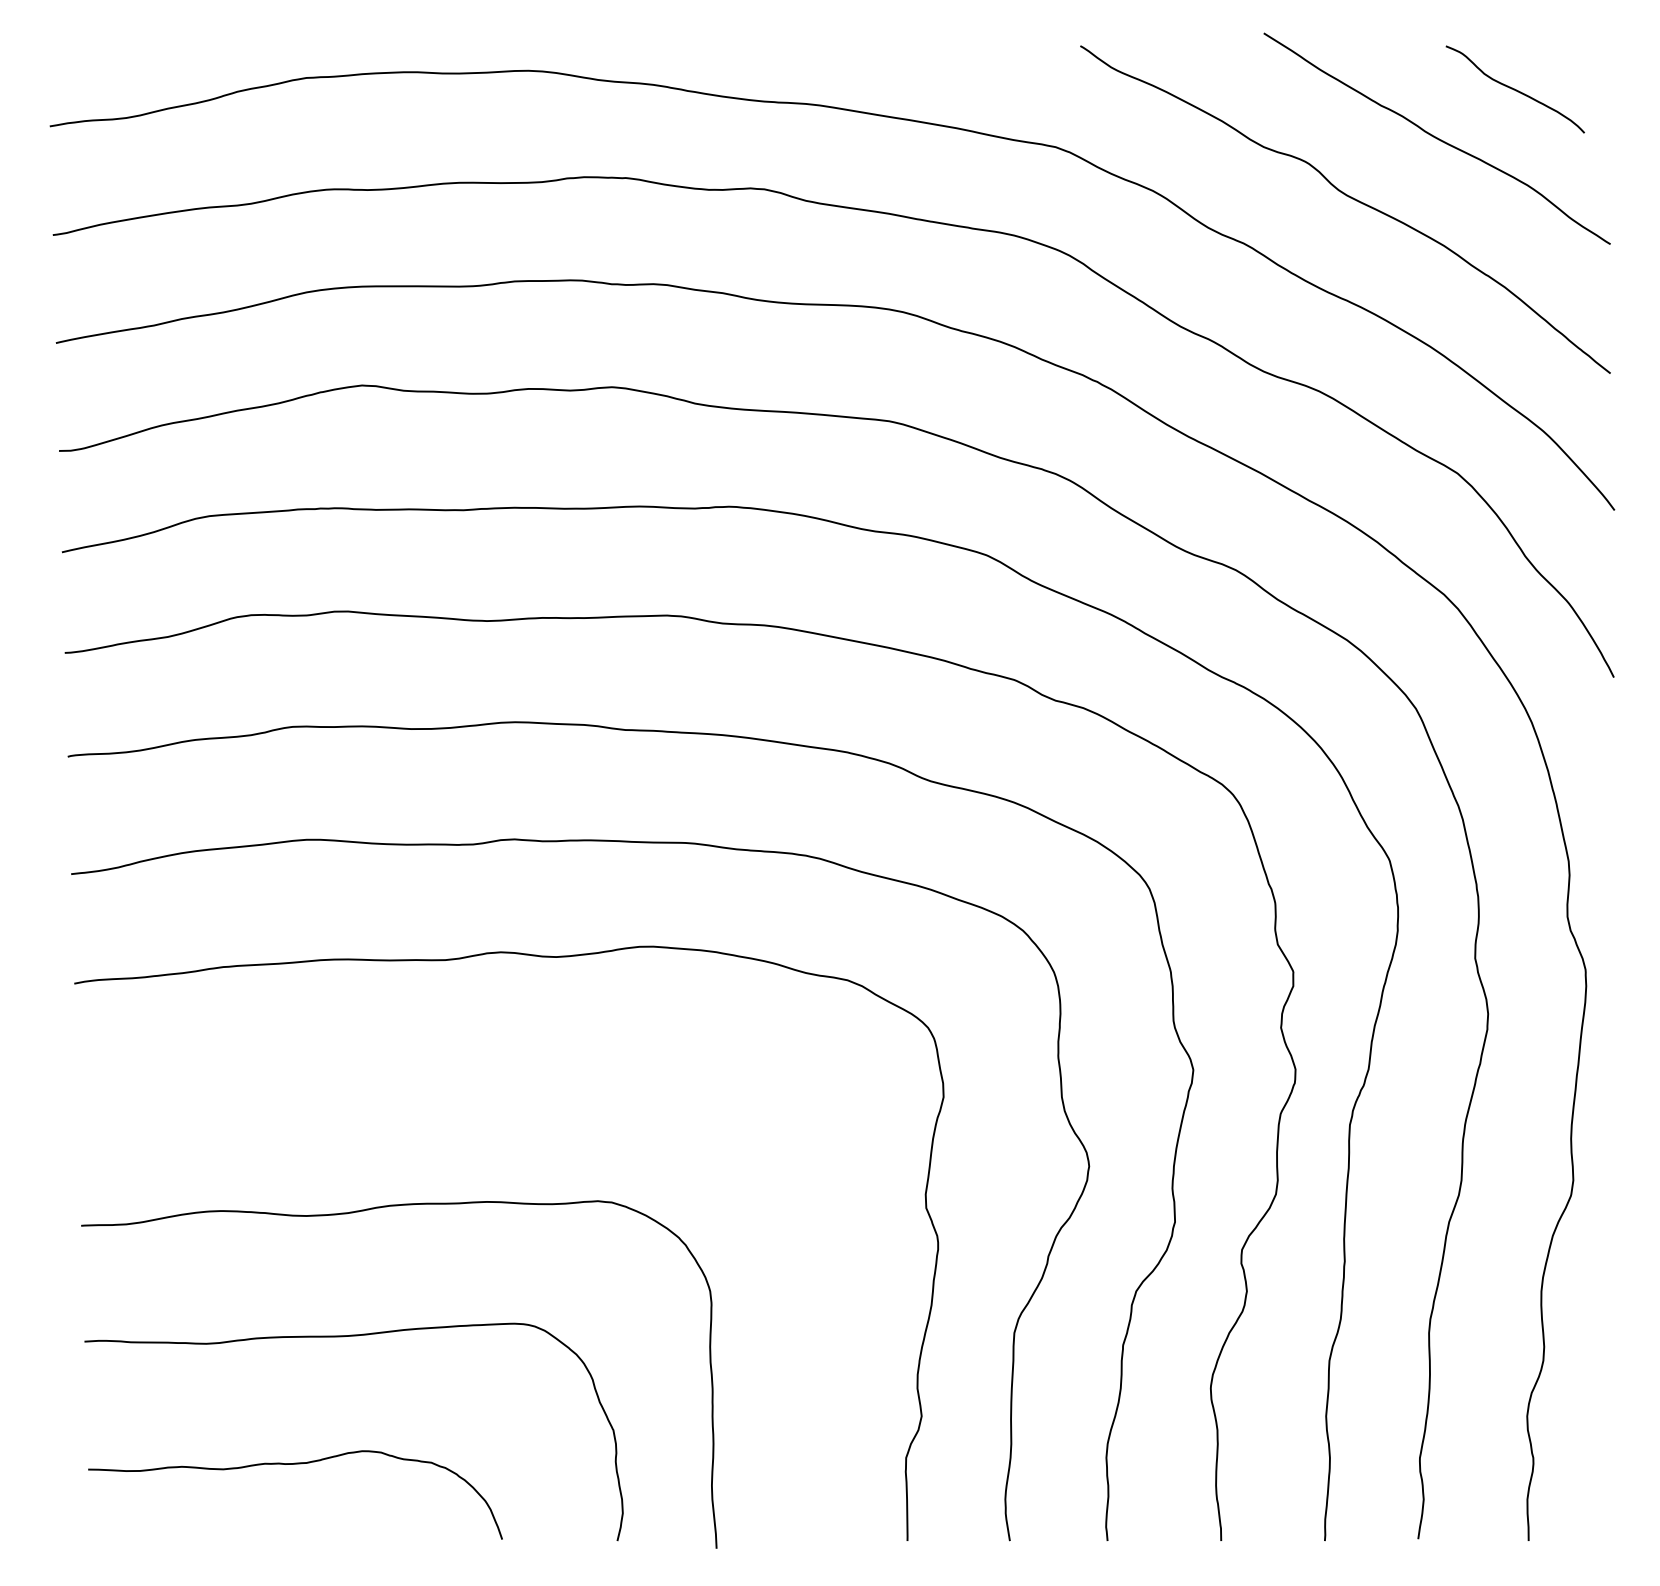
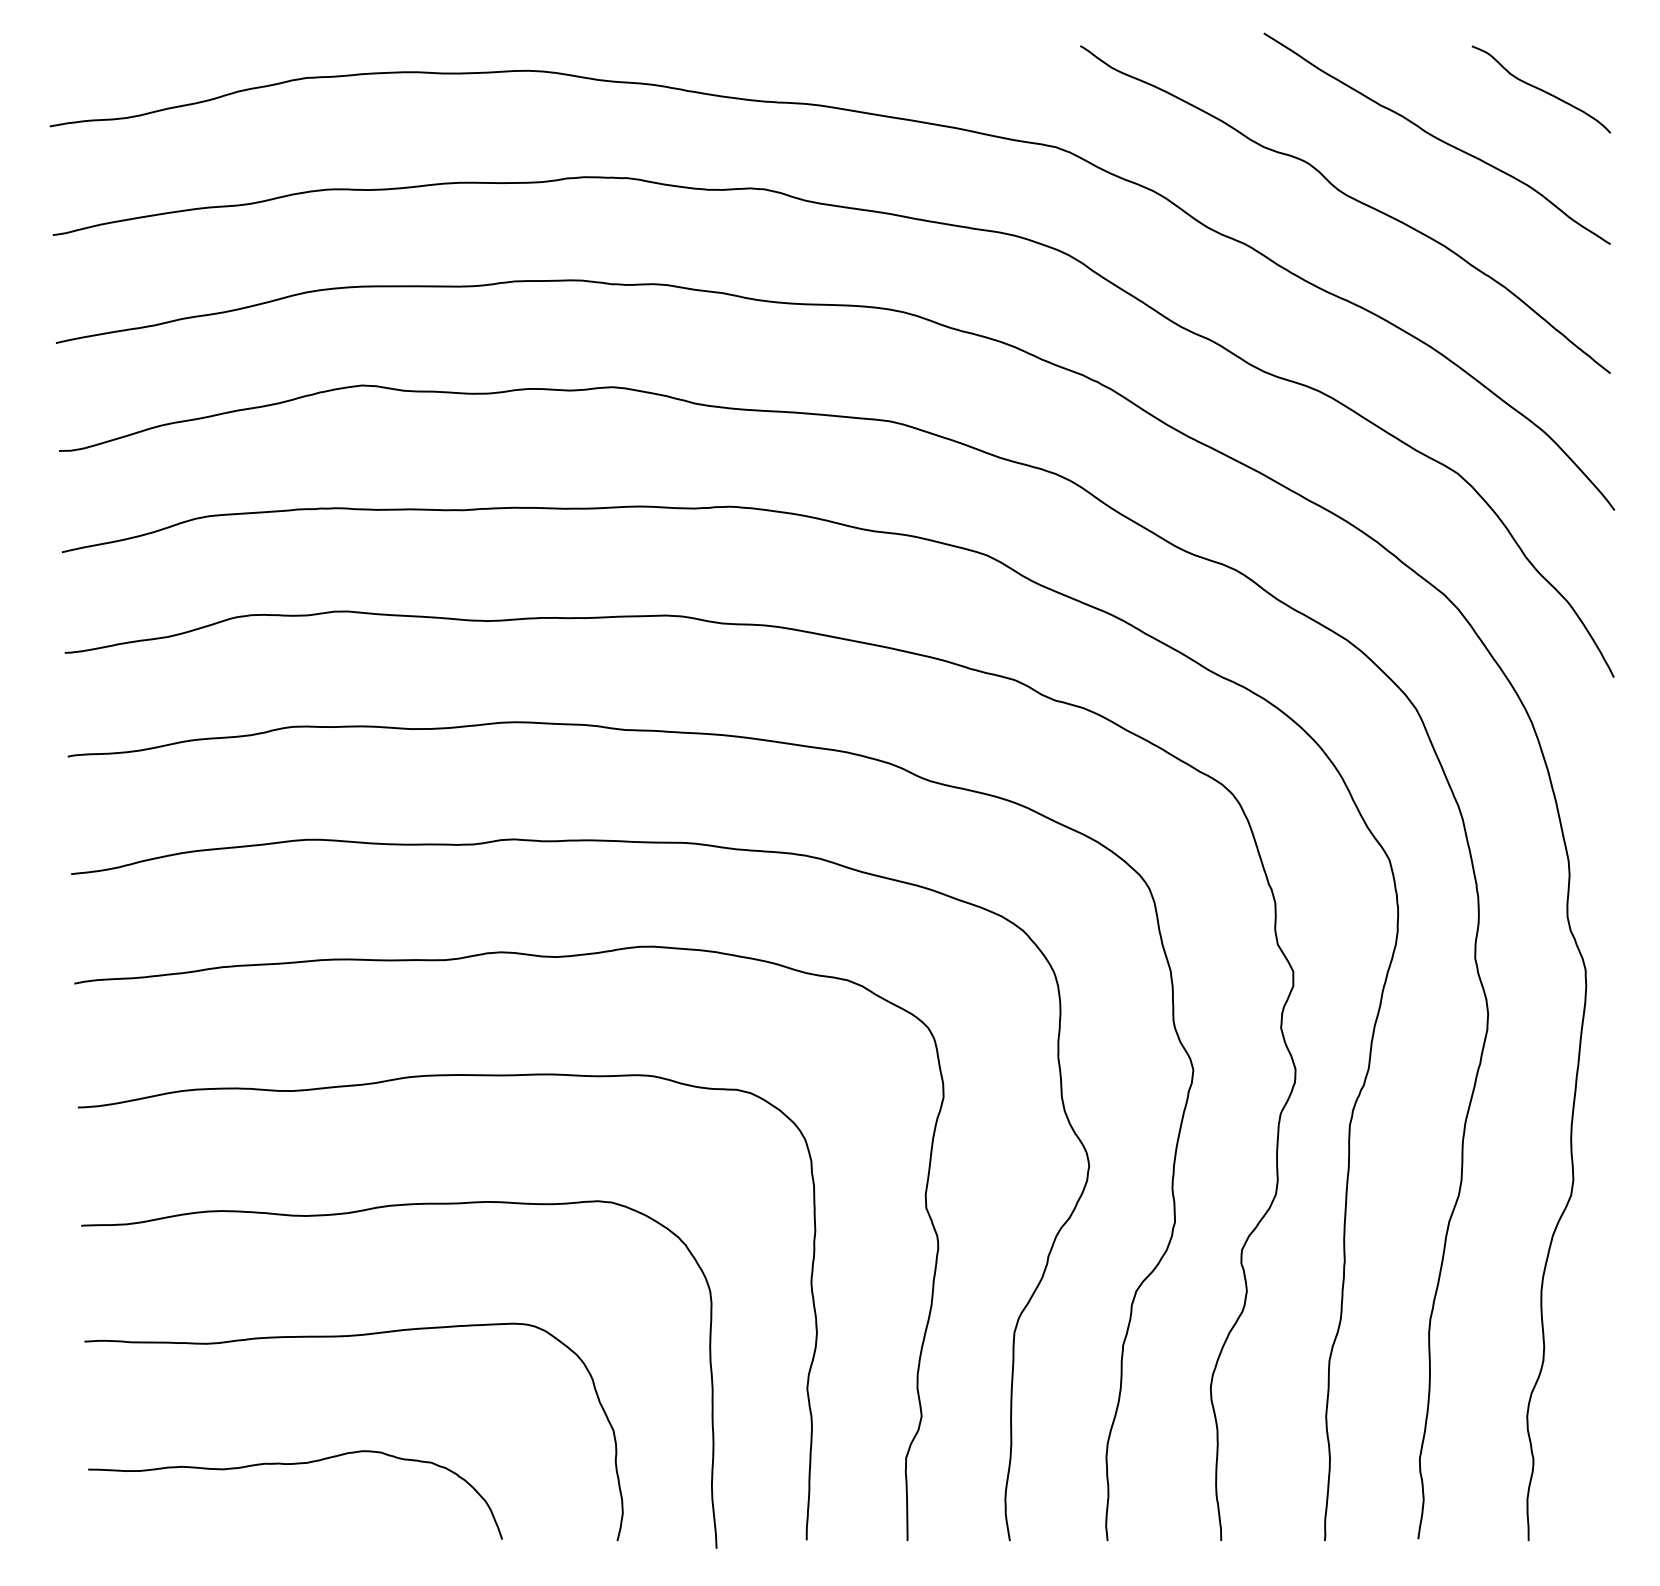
curve position: (1514, 89) -> (1540, 89) (1540, 89)
curve: none -> present (447, 1076)
